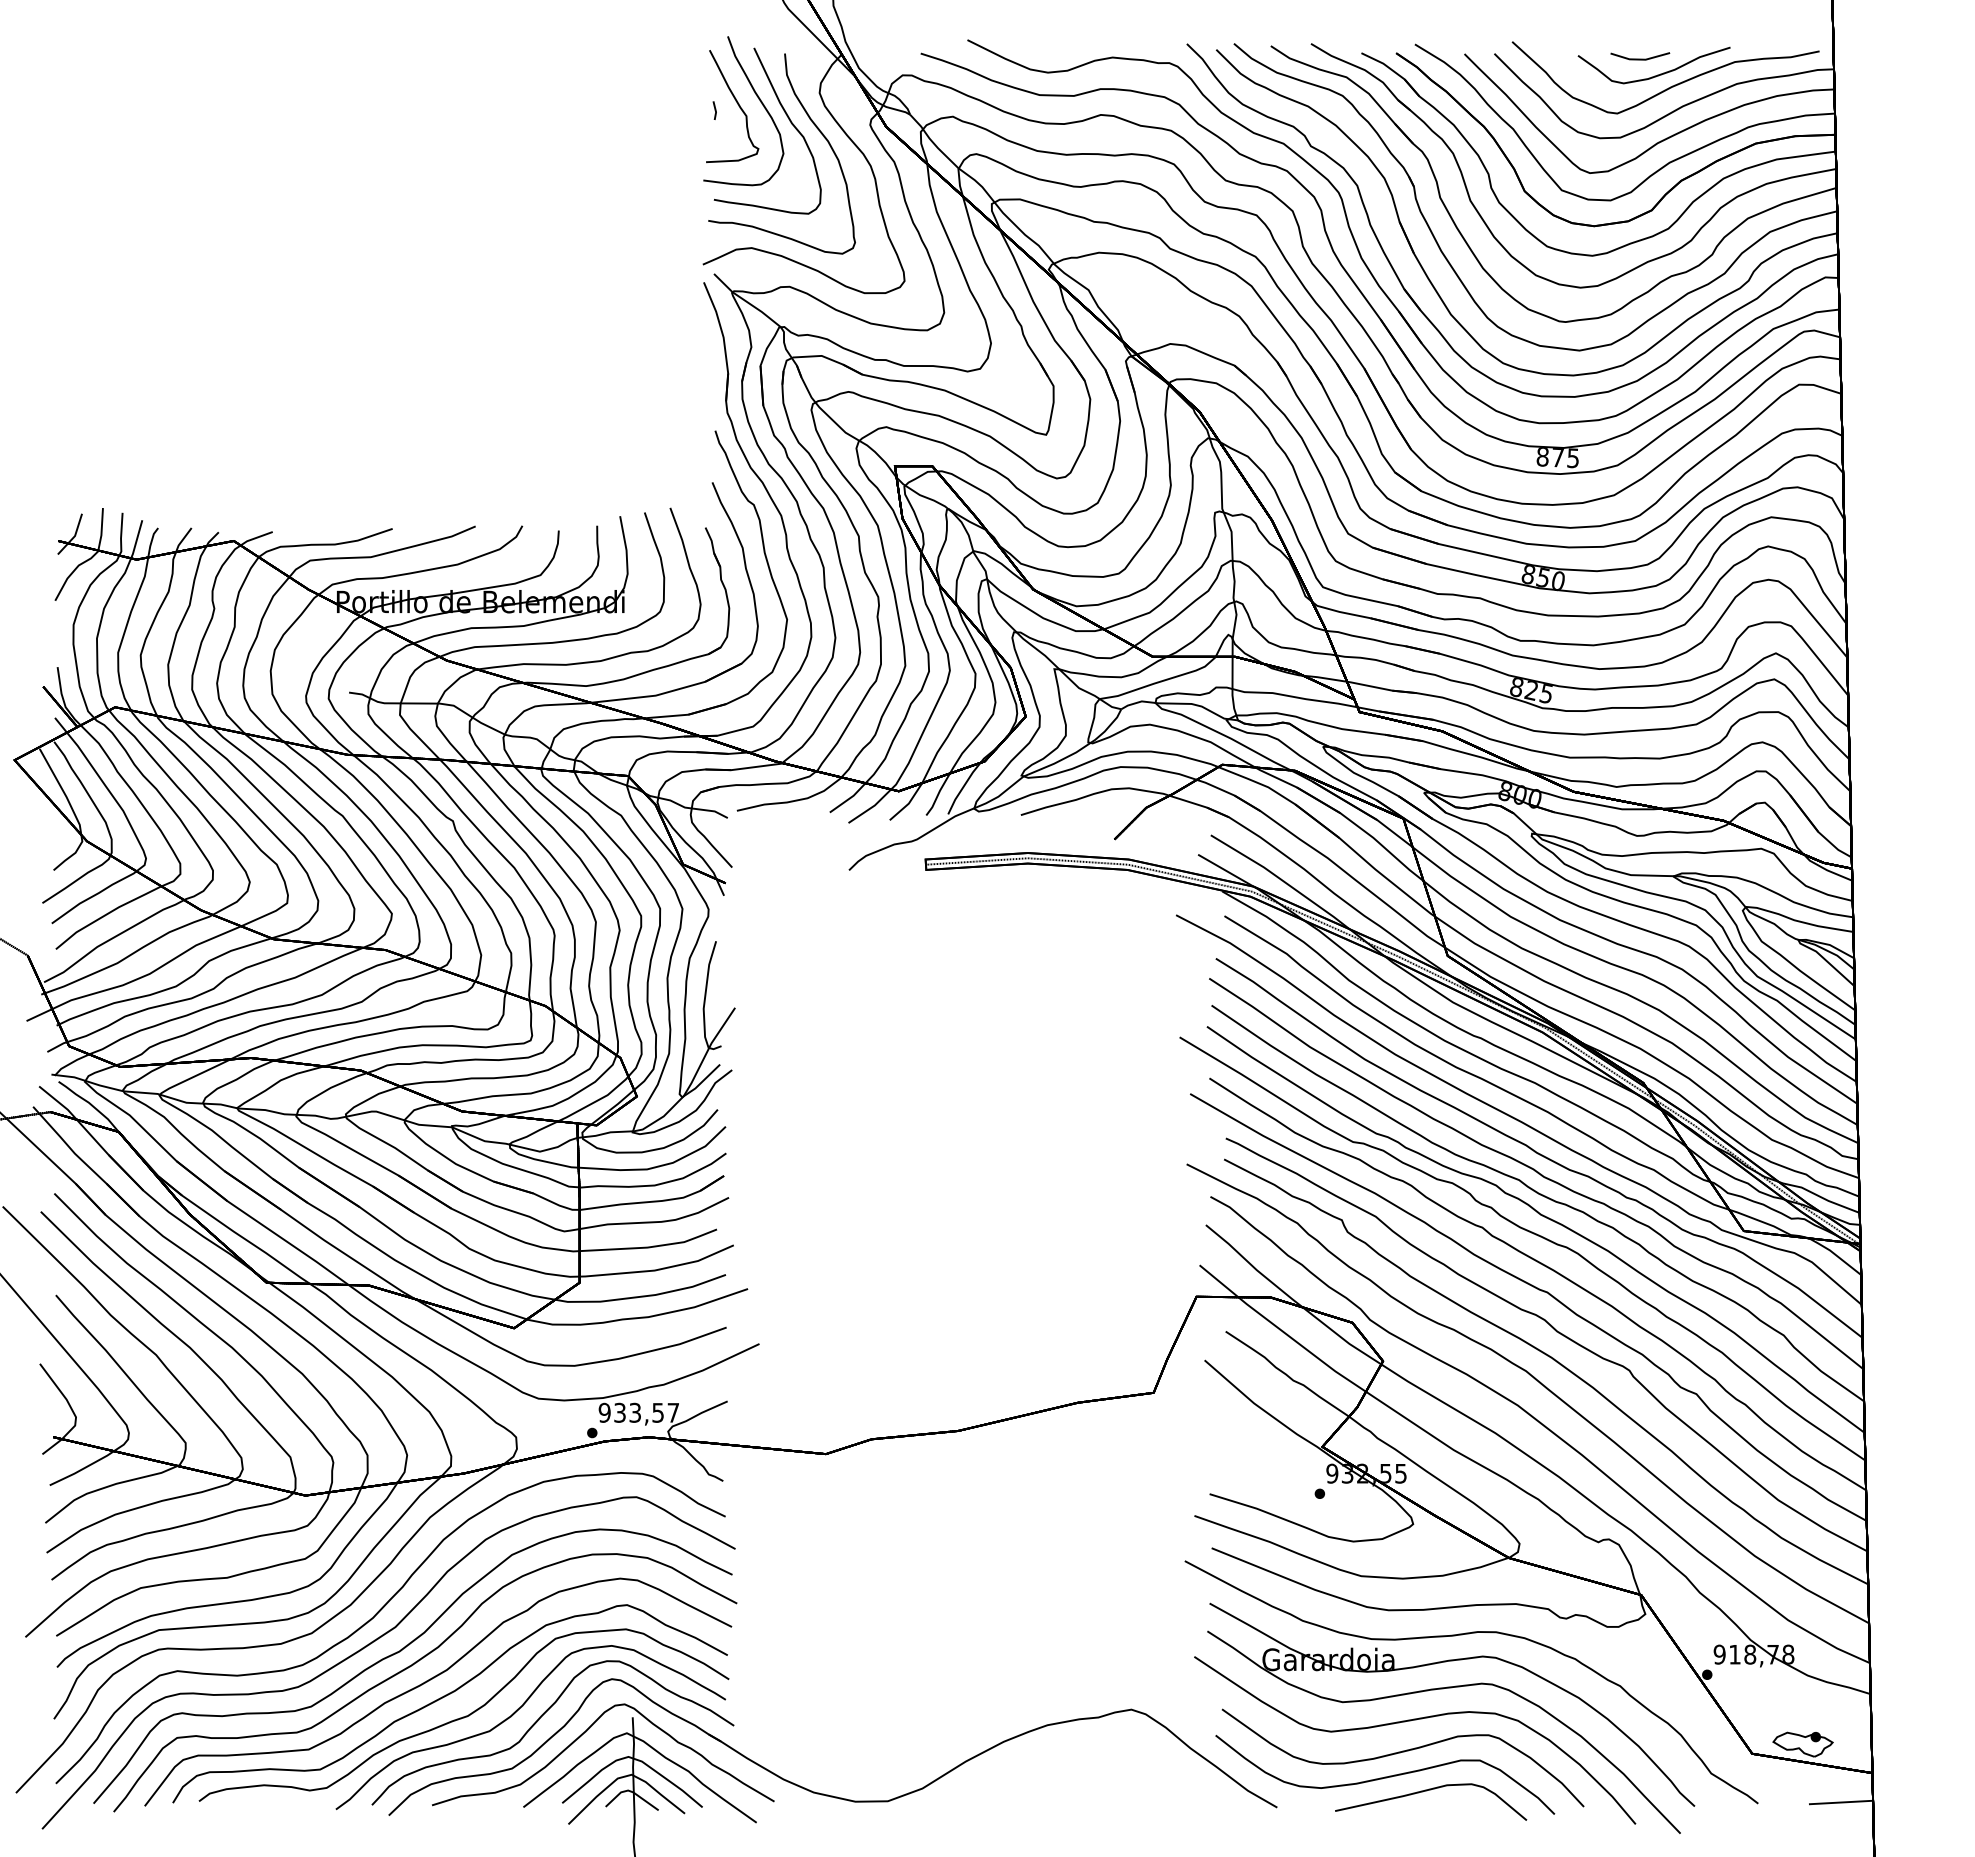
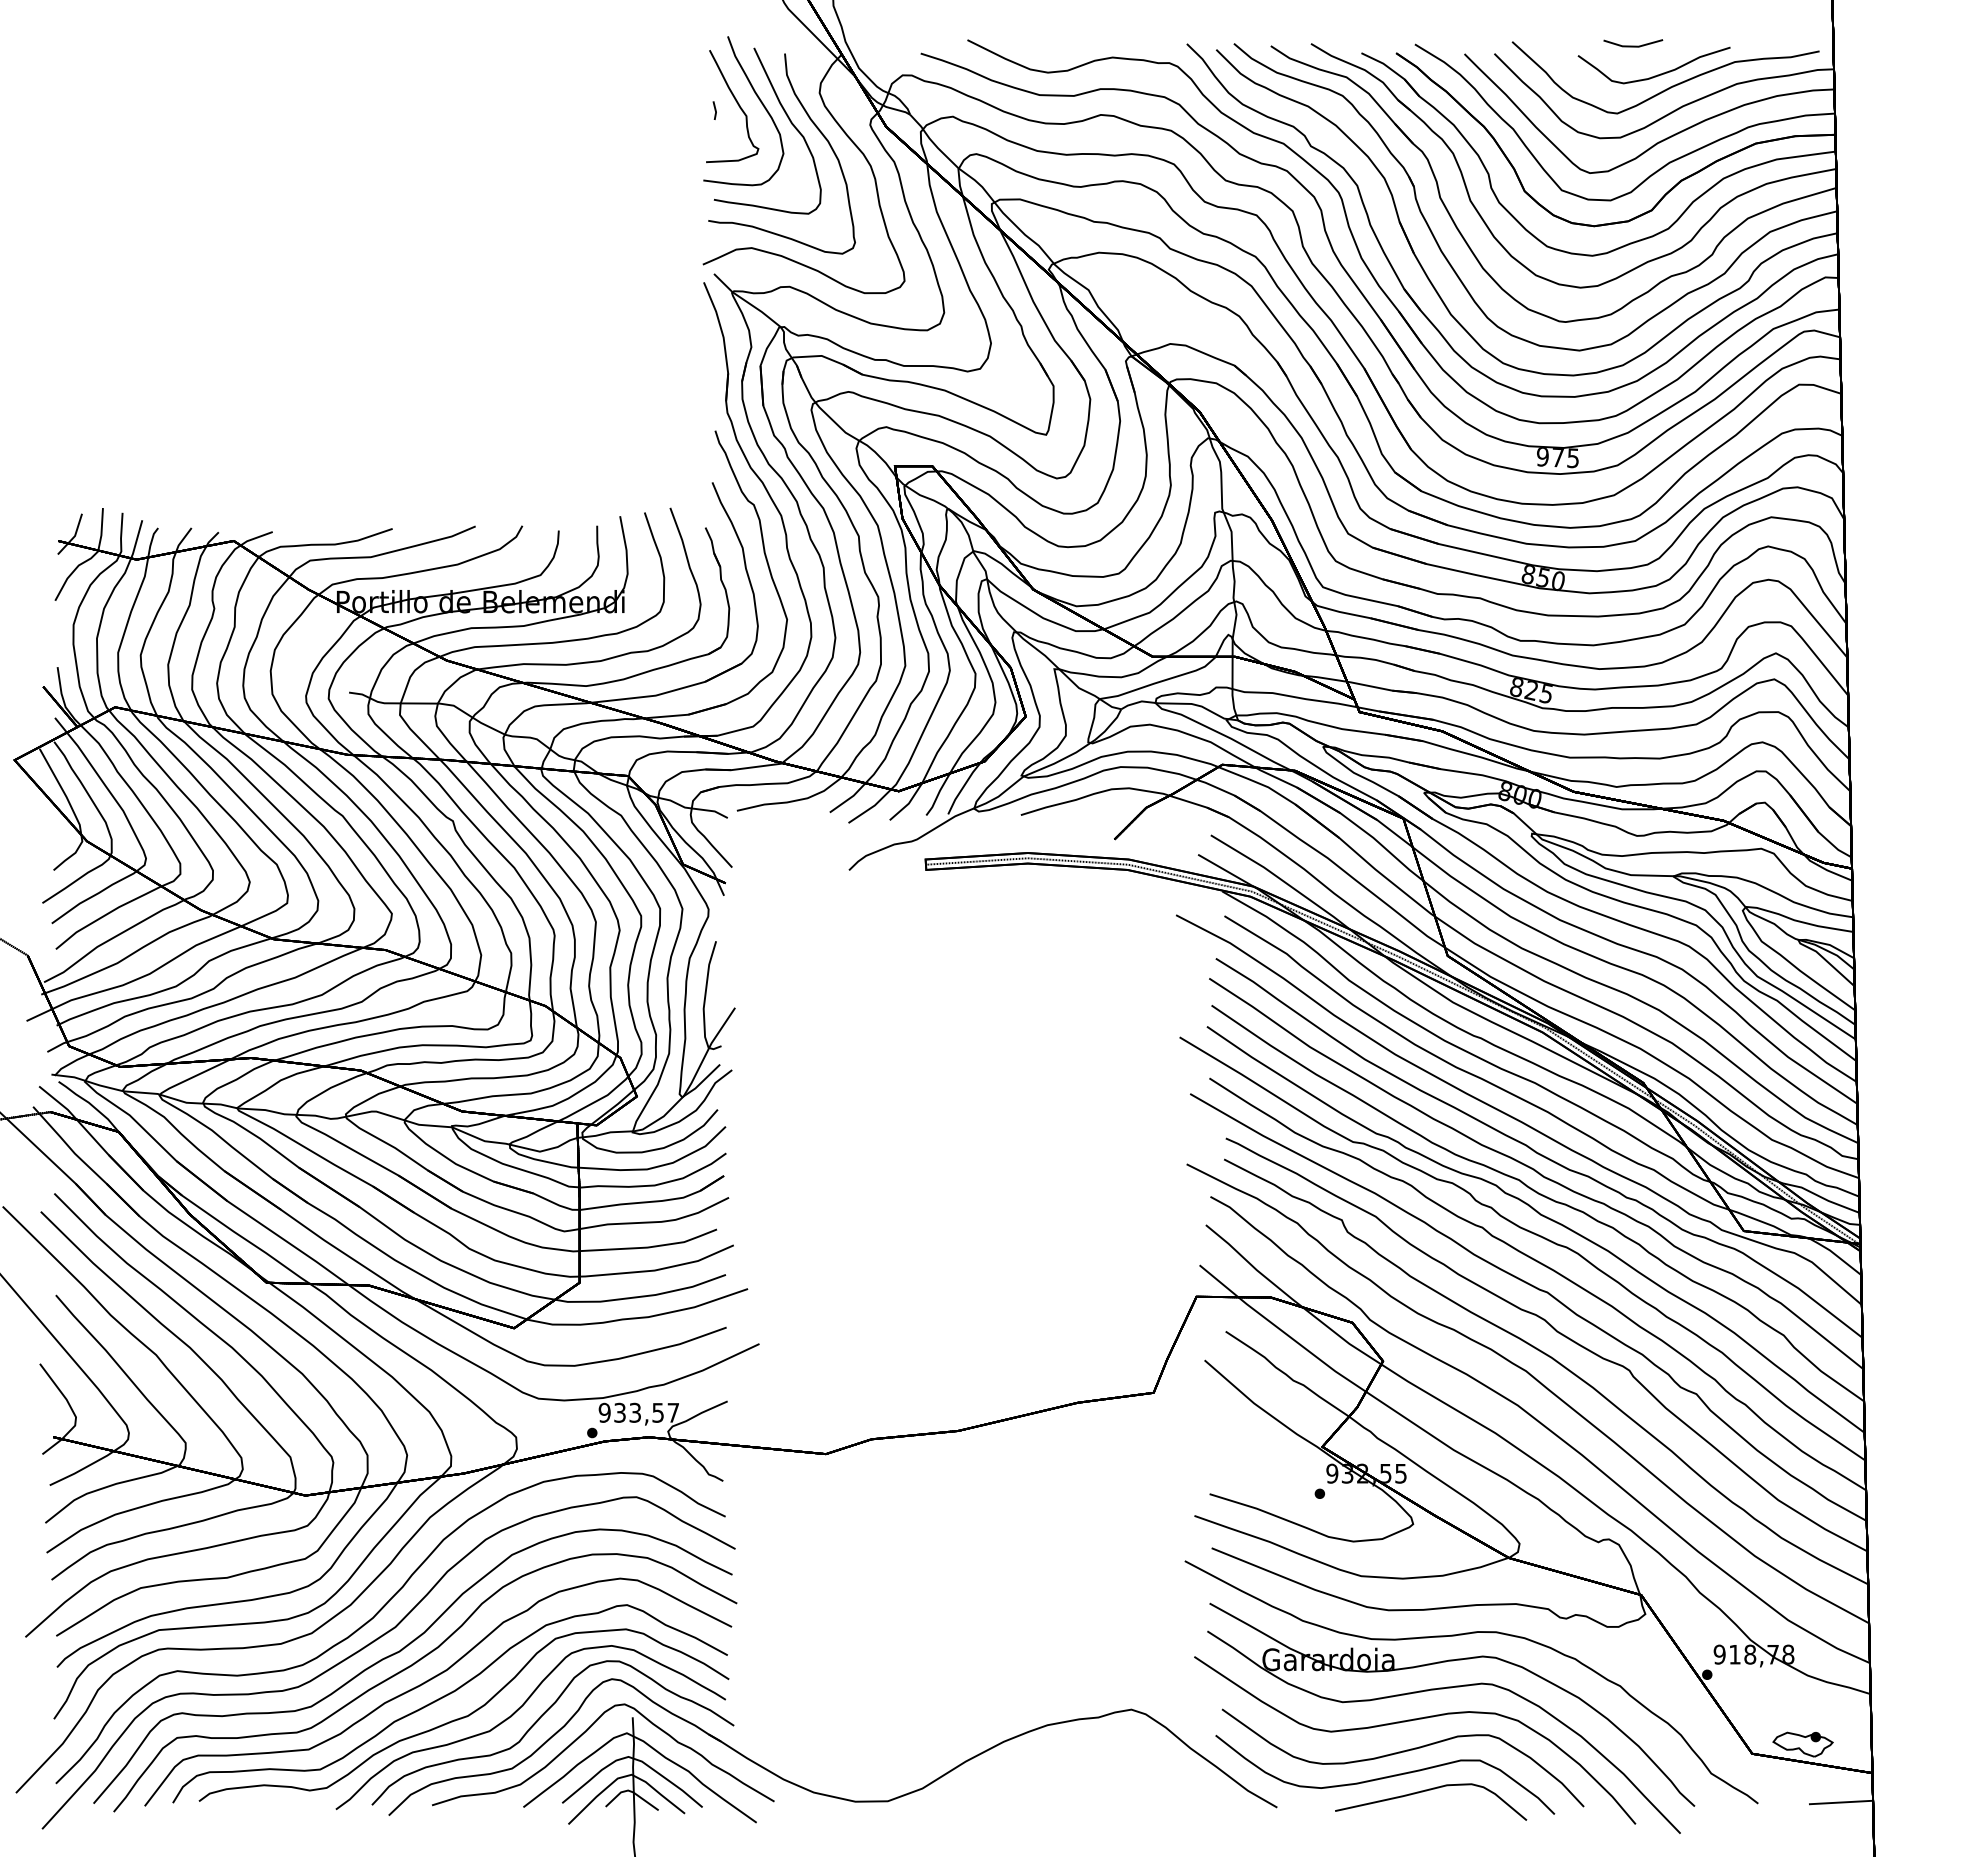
part position: (1640, 56) -> (1633, 43) (1633, 43)
text: 875 -> 975 (1542, 457)
